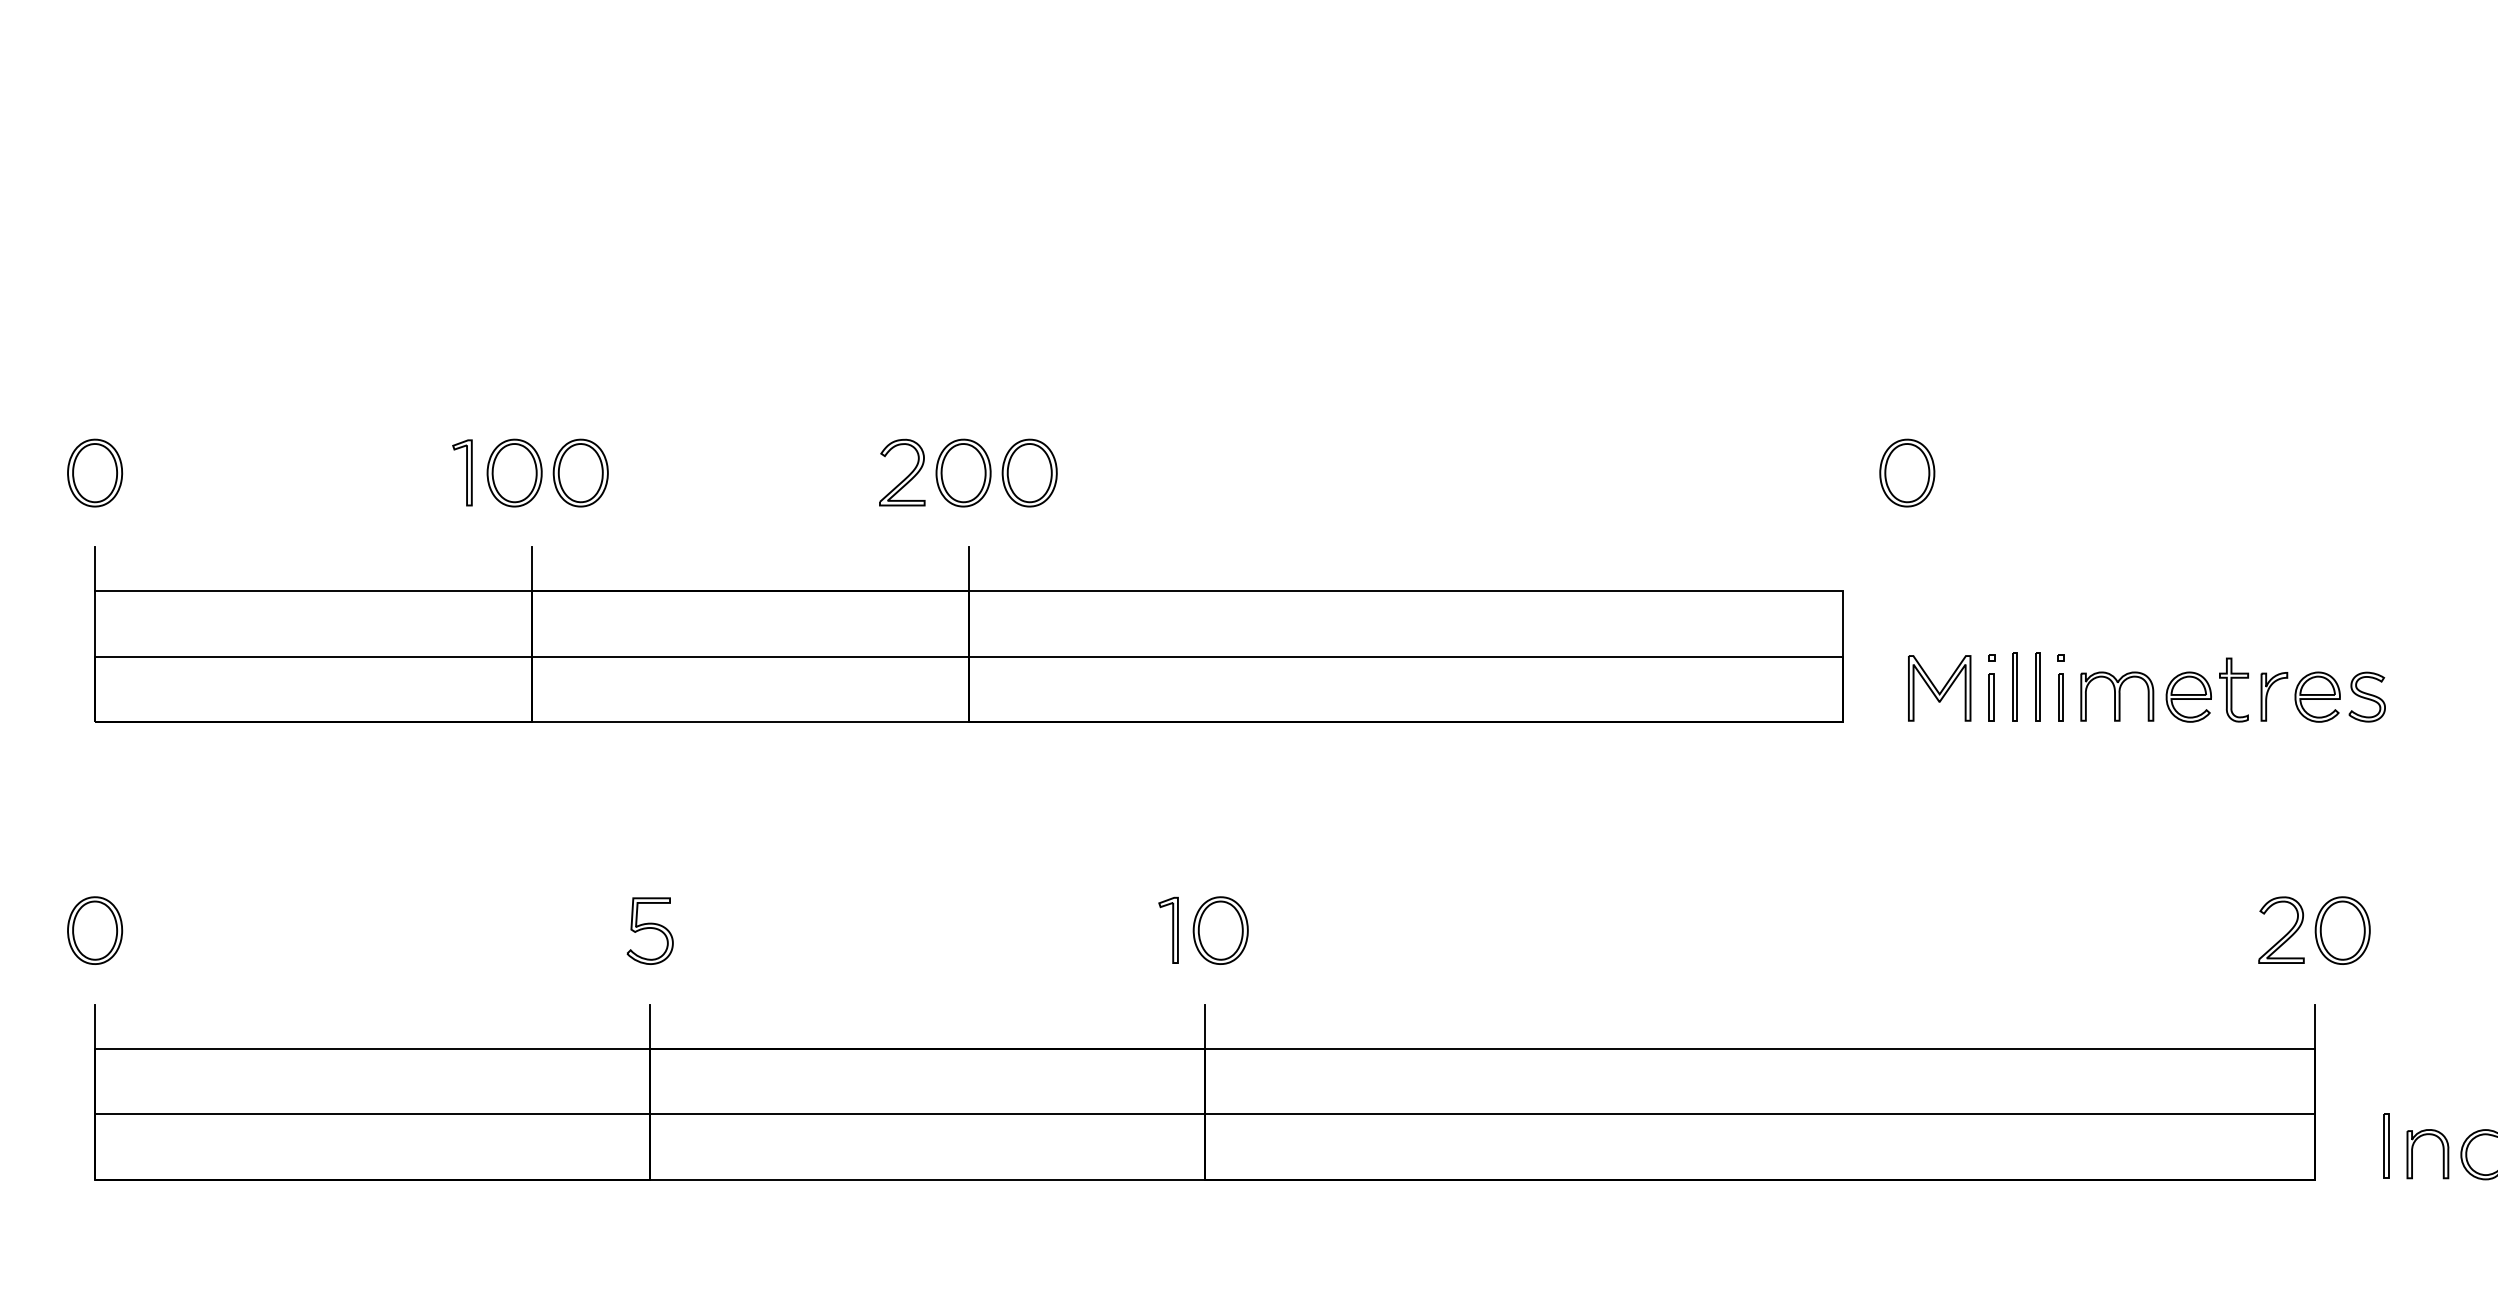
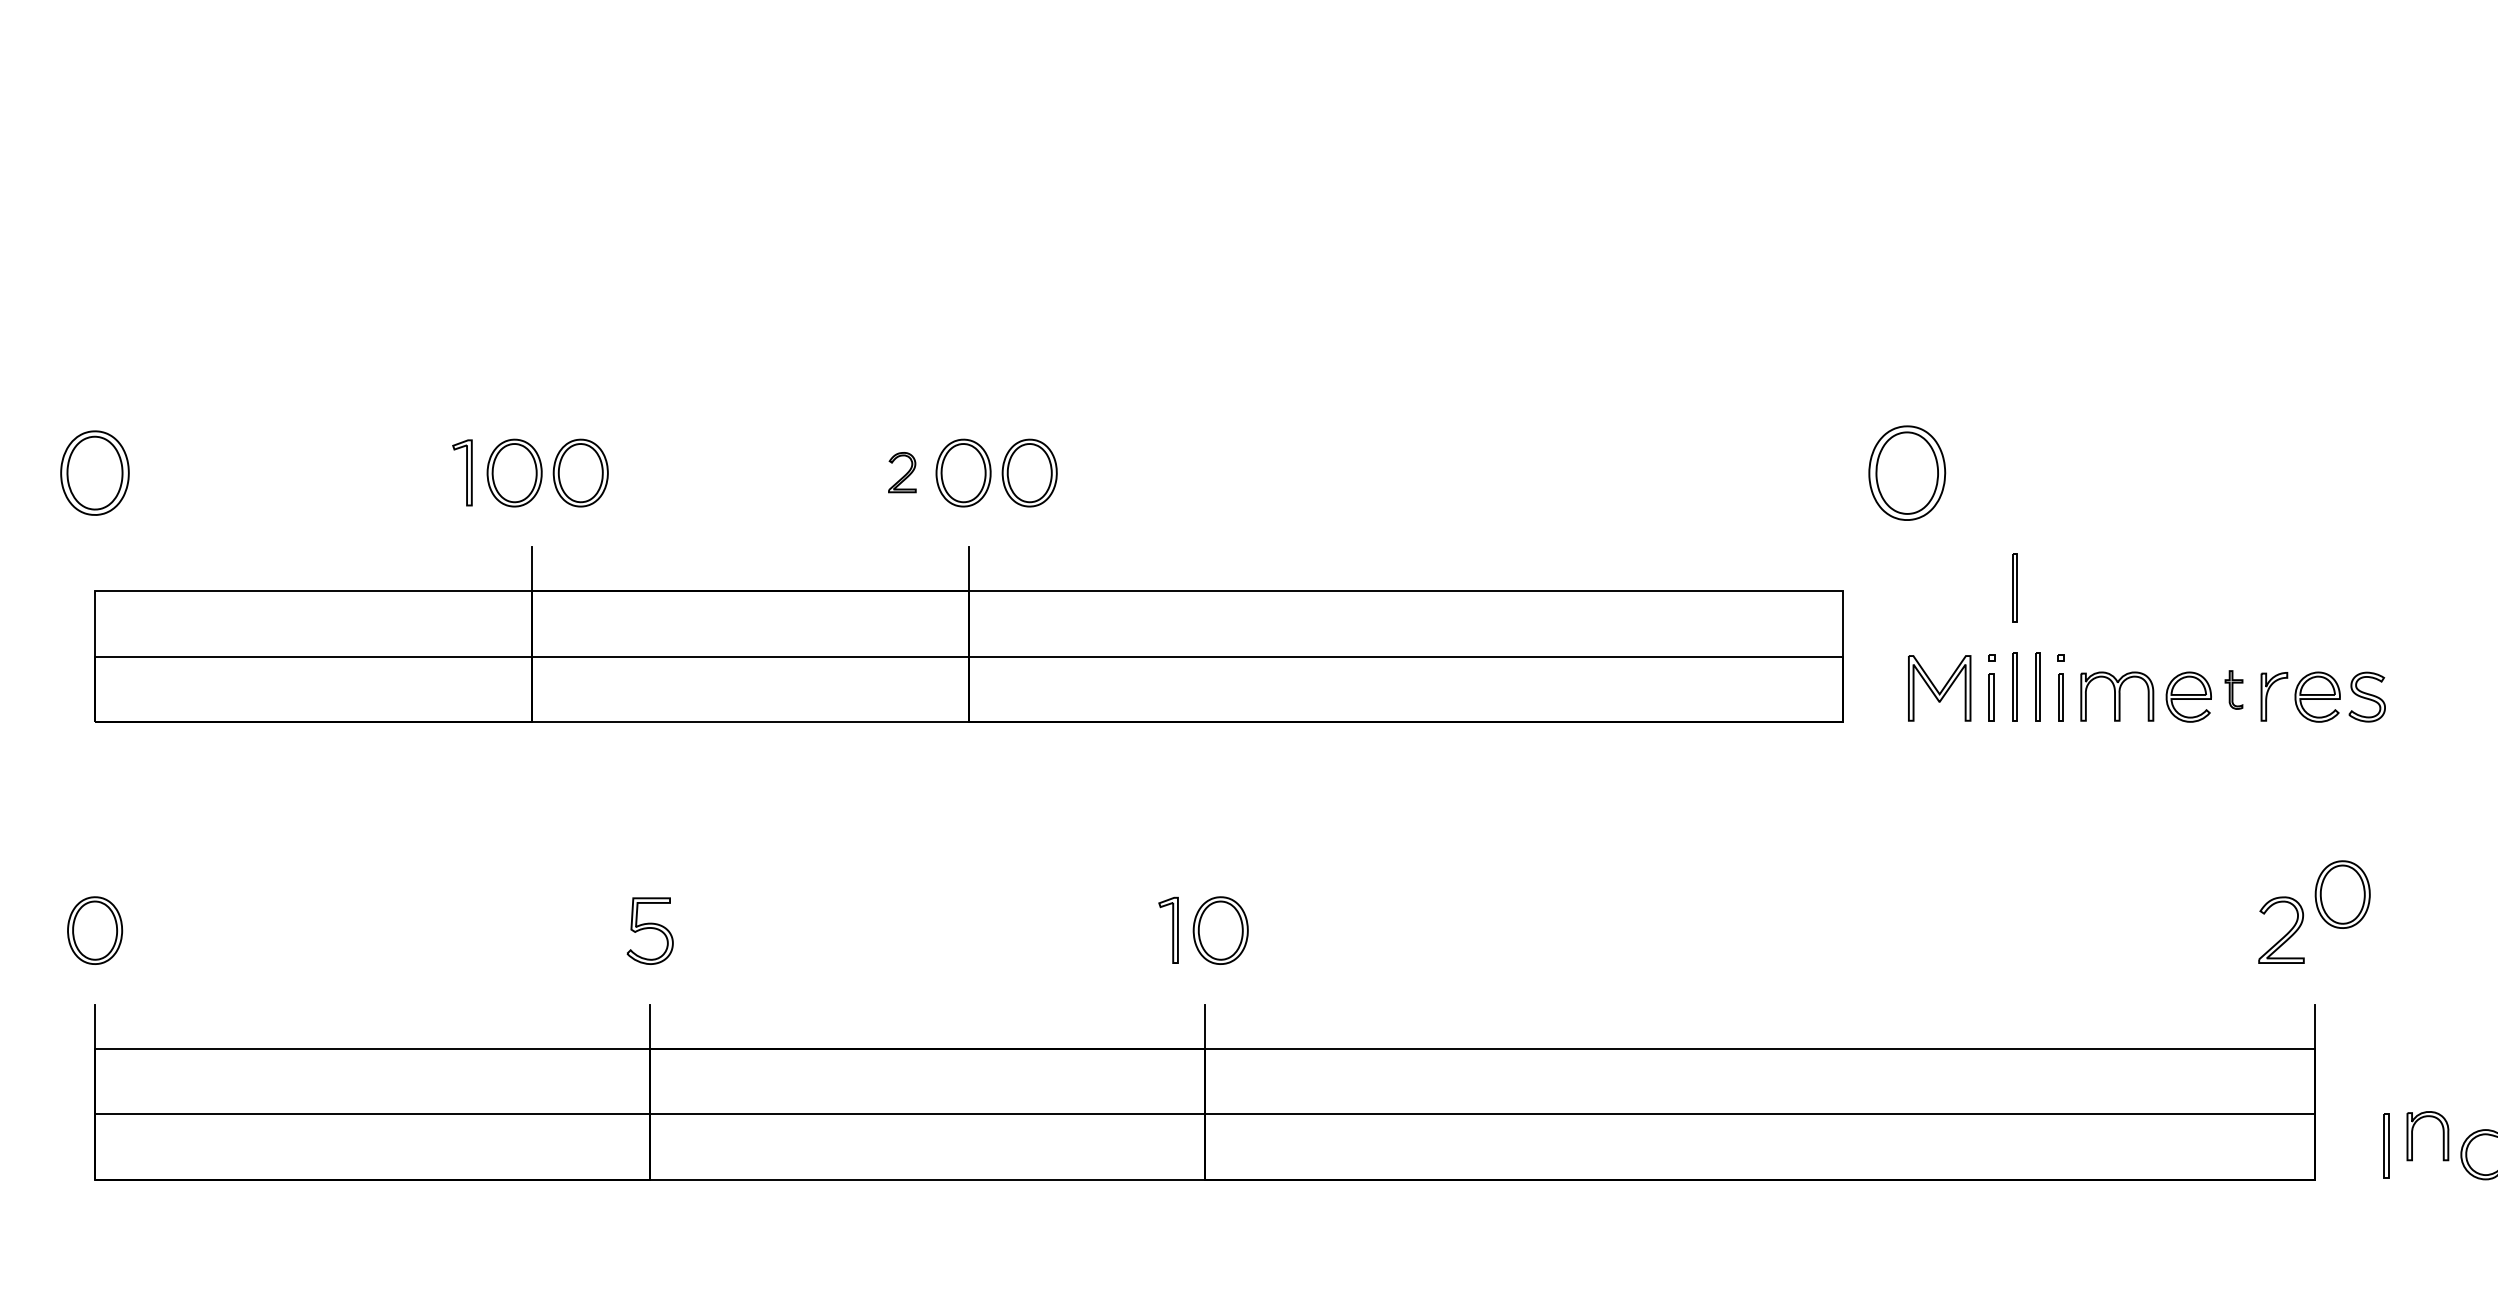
part size: 57x70 px -> 70x86 px (94, 472)
part size: 47x69 px -> 29x42 px (902, 472)
part size: 57x70 px -> 79x96 px (1907, 472)
line: present -> none (95, 569)
part: none -> present (2014, 587)
part size: 30x66 px -> 20x40 px (2233, 689)
part position: (2342, 930) -> (2342, 894) (2342, 894)
part position: (2412, 1154) -> (2412, 1136) (2412, 1136)
